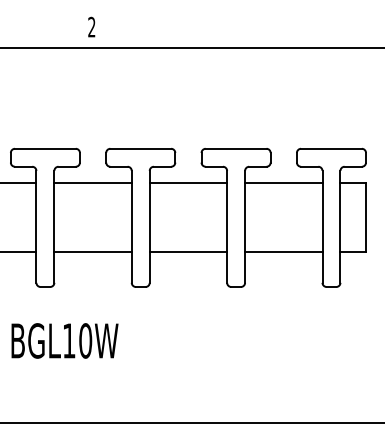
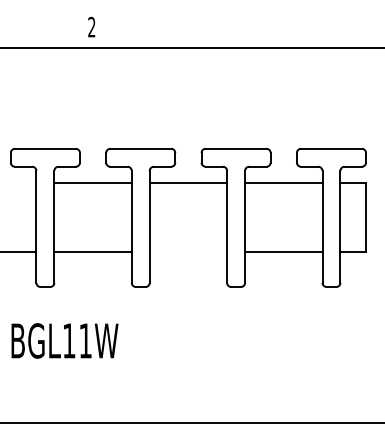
line: present -> none (19, 183)
line: present -> none (188, 252)
text: BGL10W -> BGL11W (85, 340)
